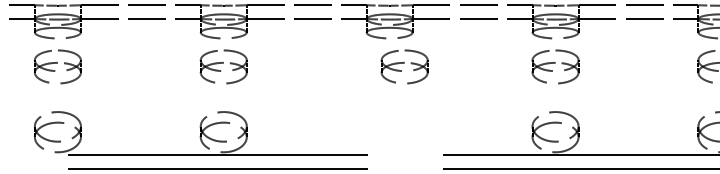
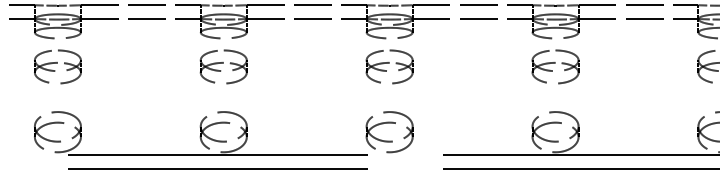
part position: (404, 66) -> (389, 66) (389, 66)
part: none -> present (389, 140)
